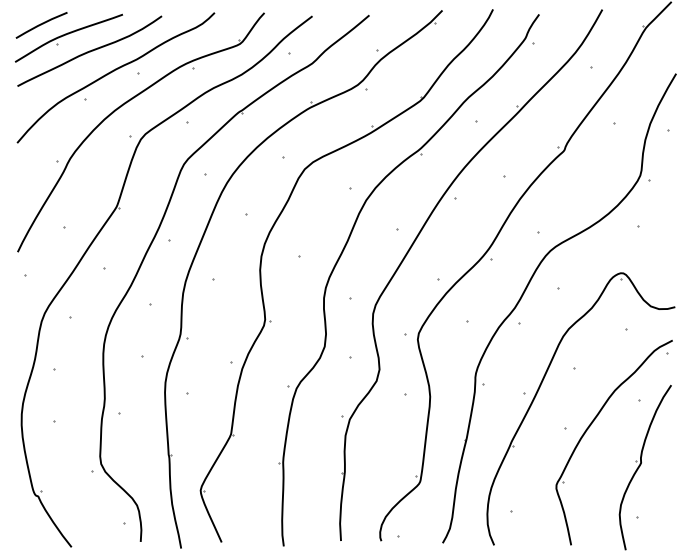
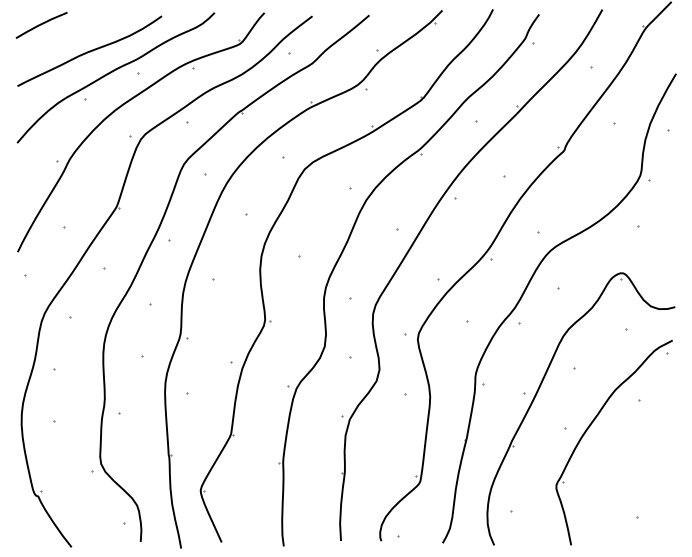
part: present -> none (68, 37)
part: present -> none (644, 467)
